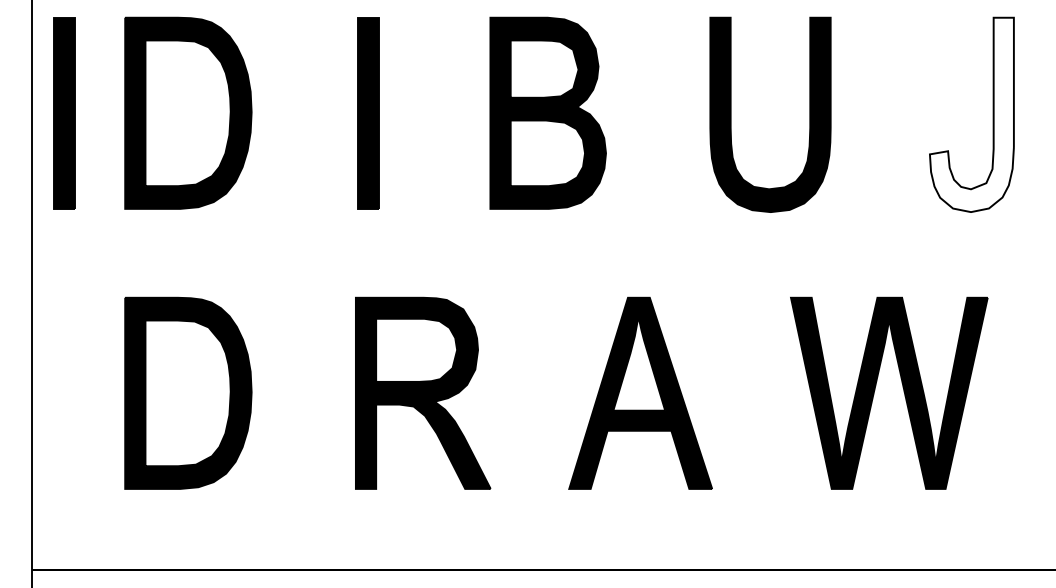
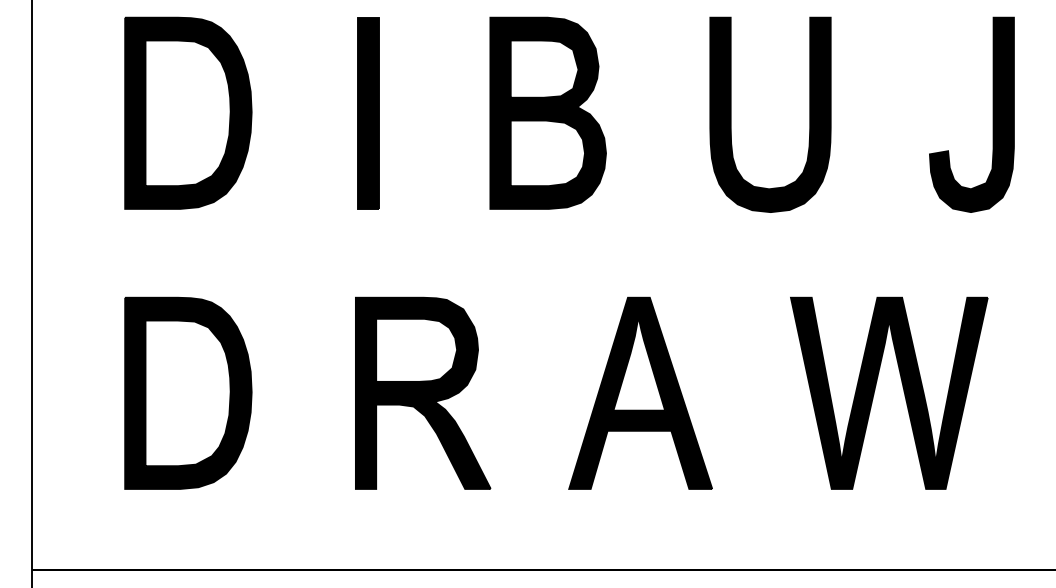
part: present -> none (64, 113)
fill: none -> present (971, 114)
